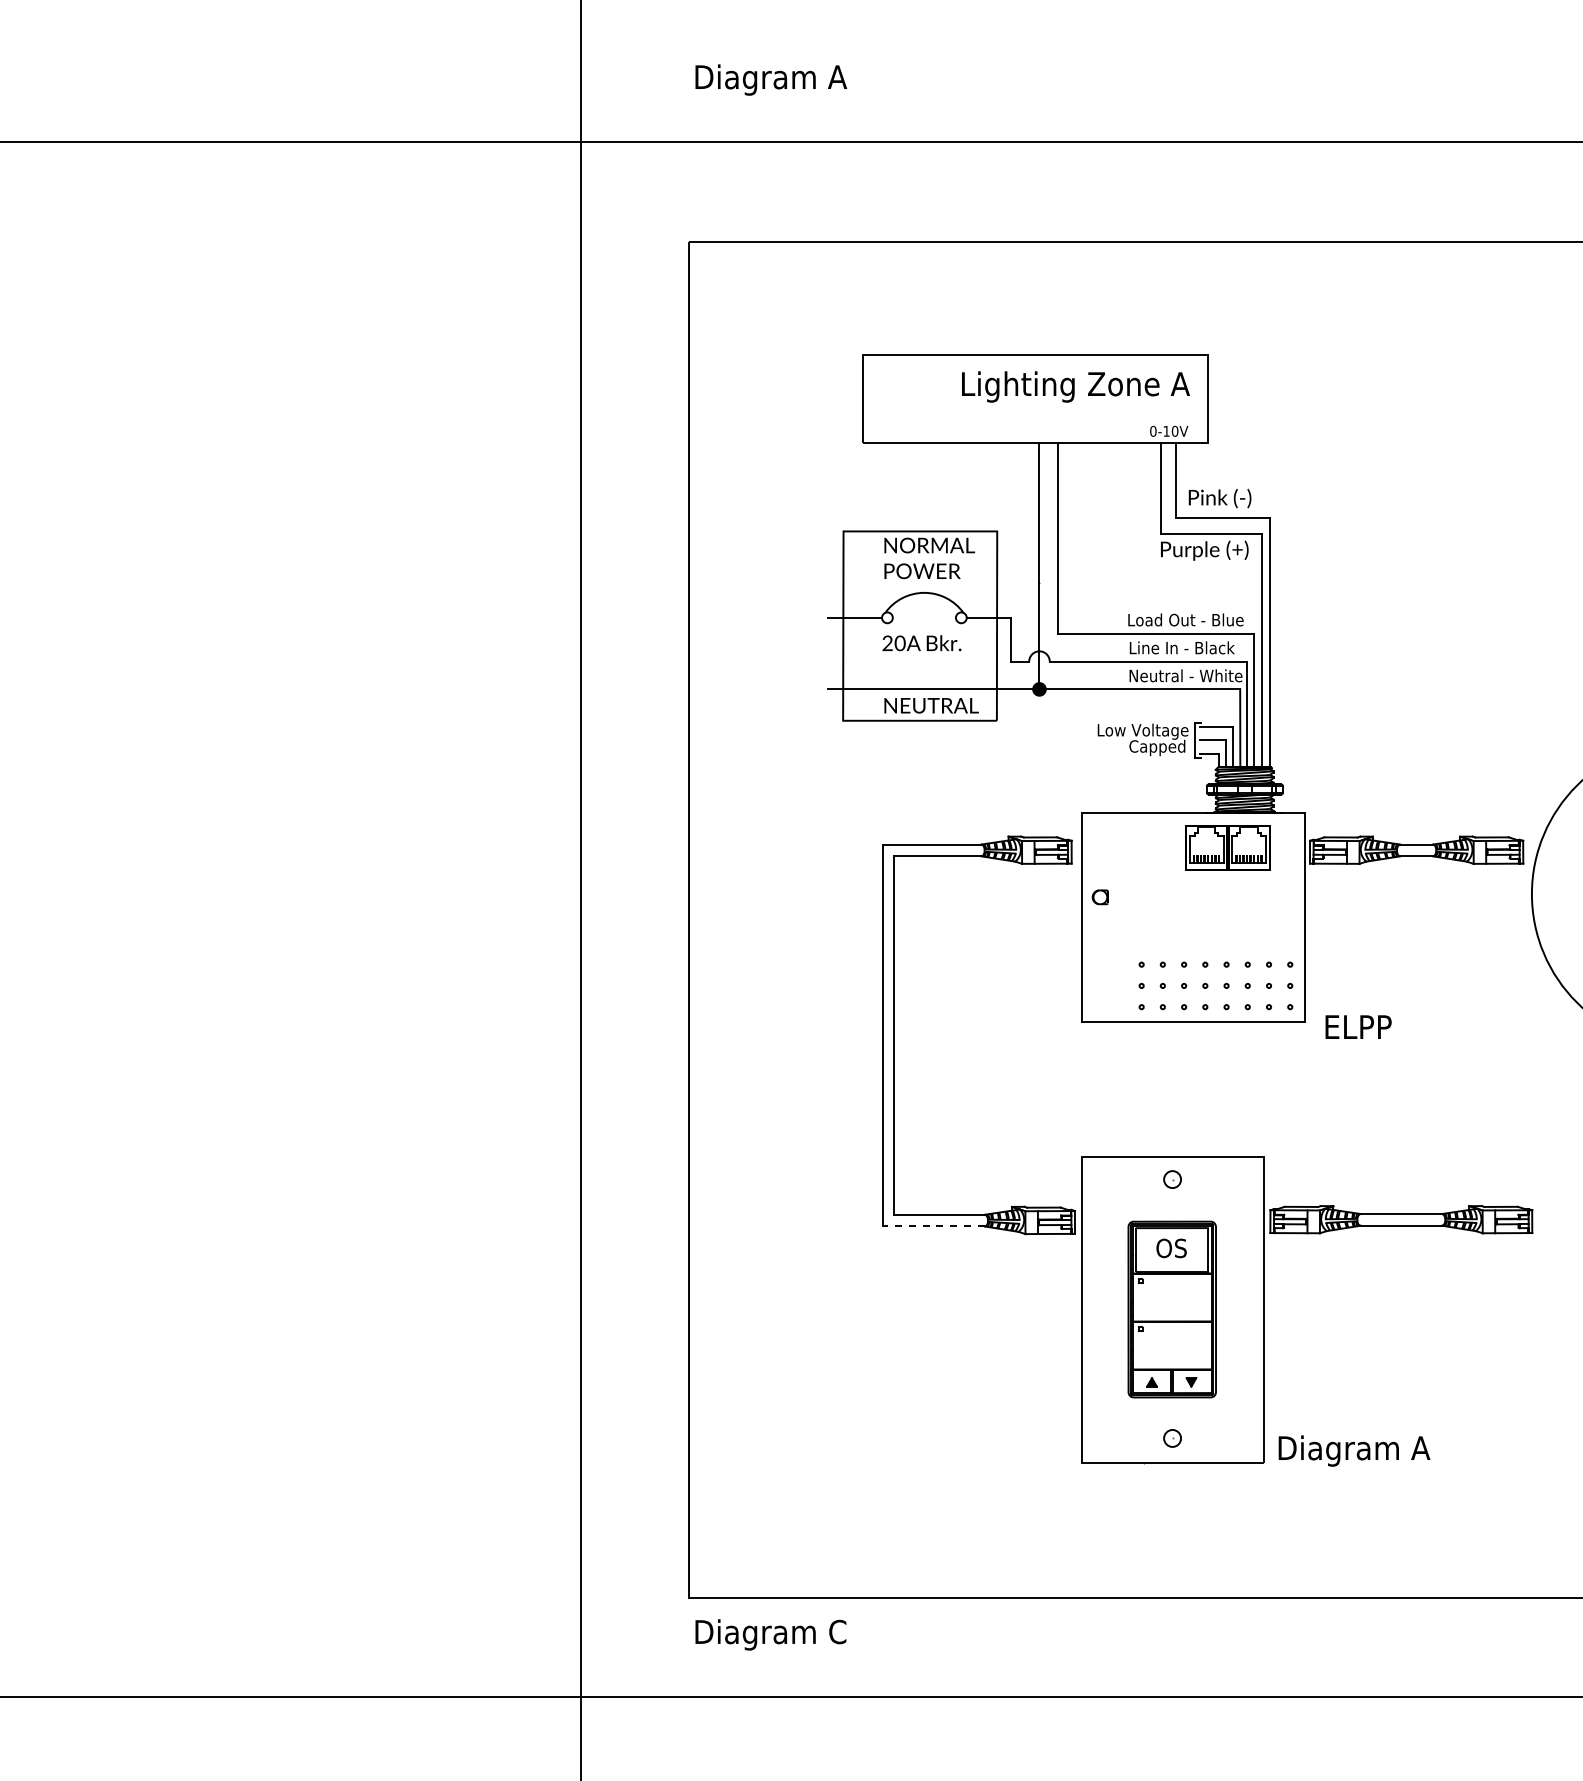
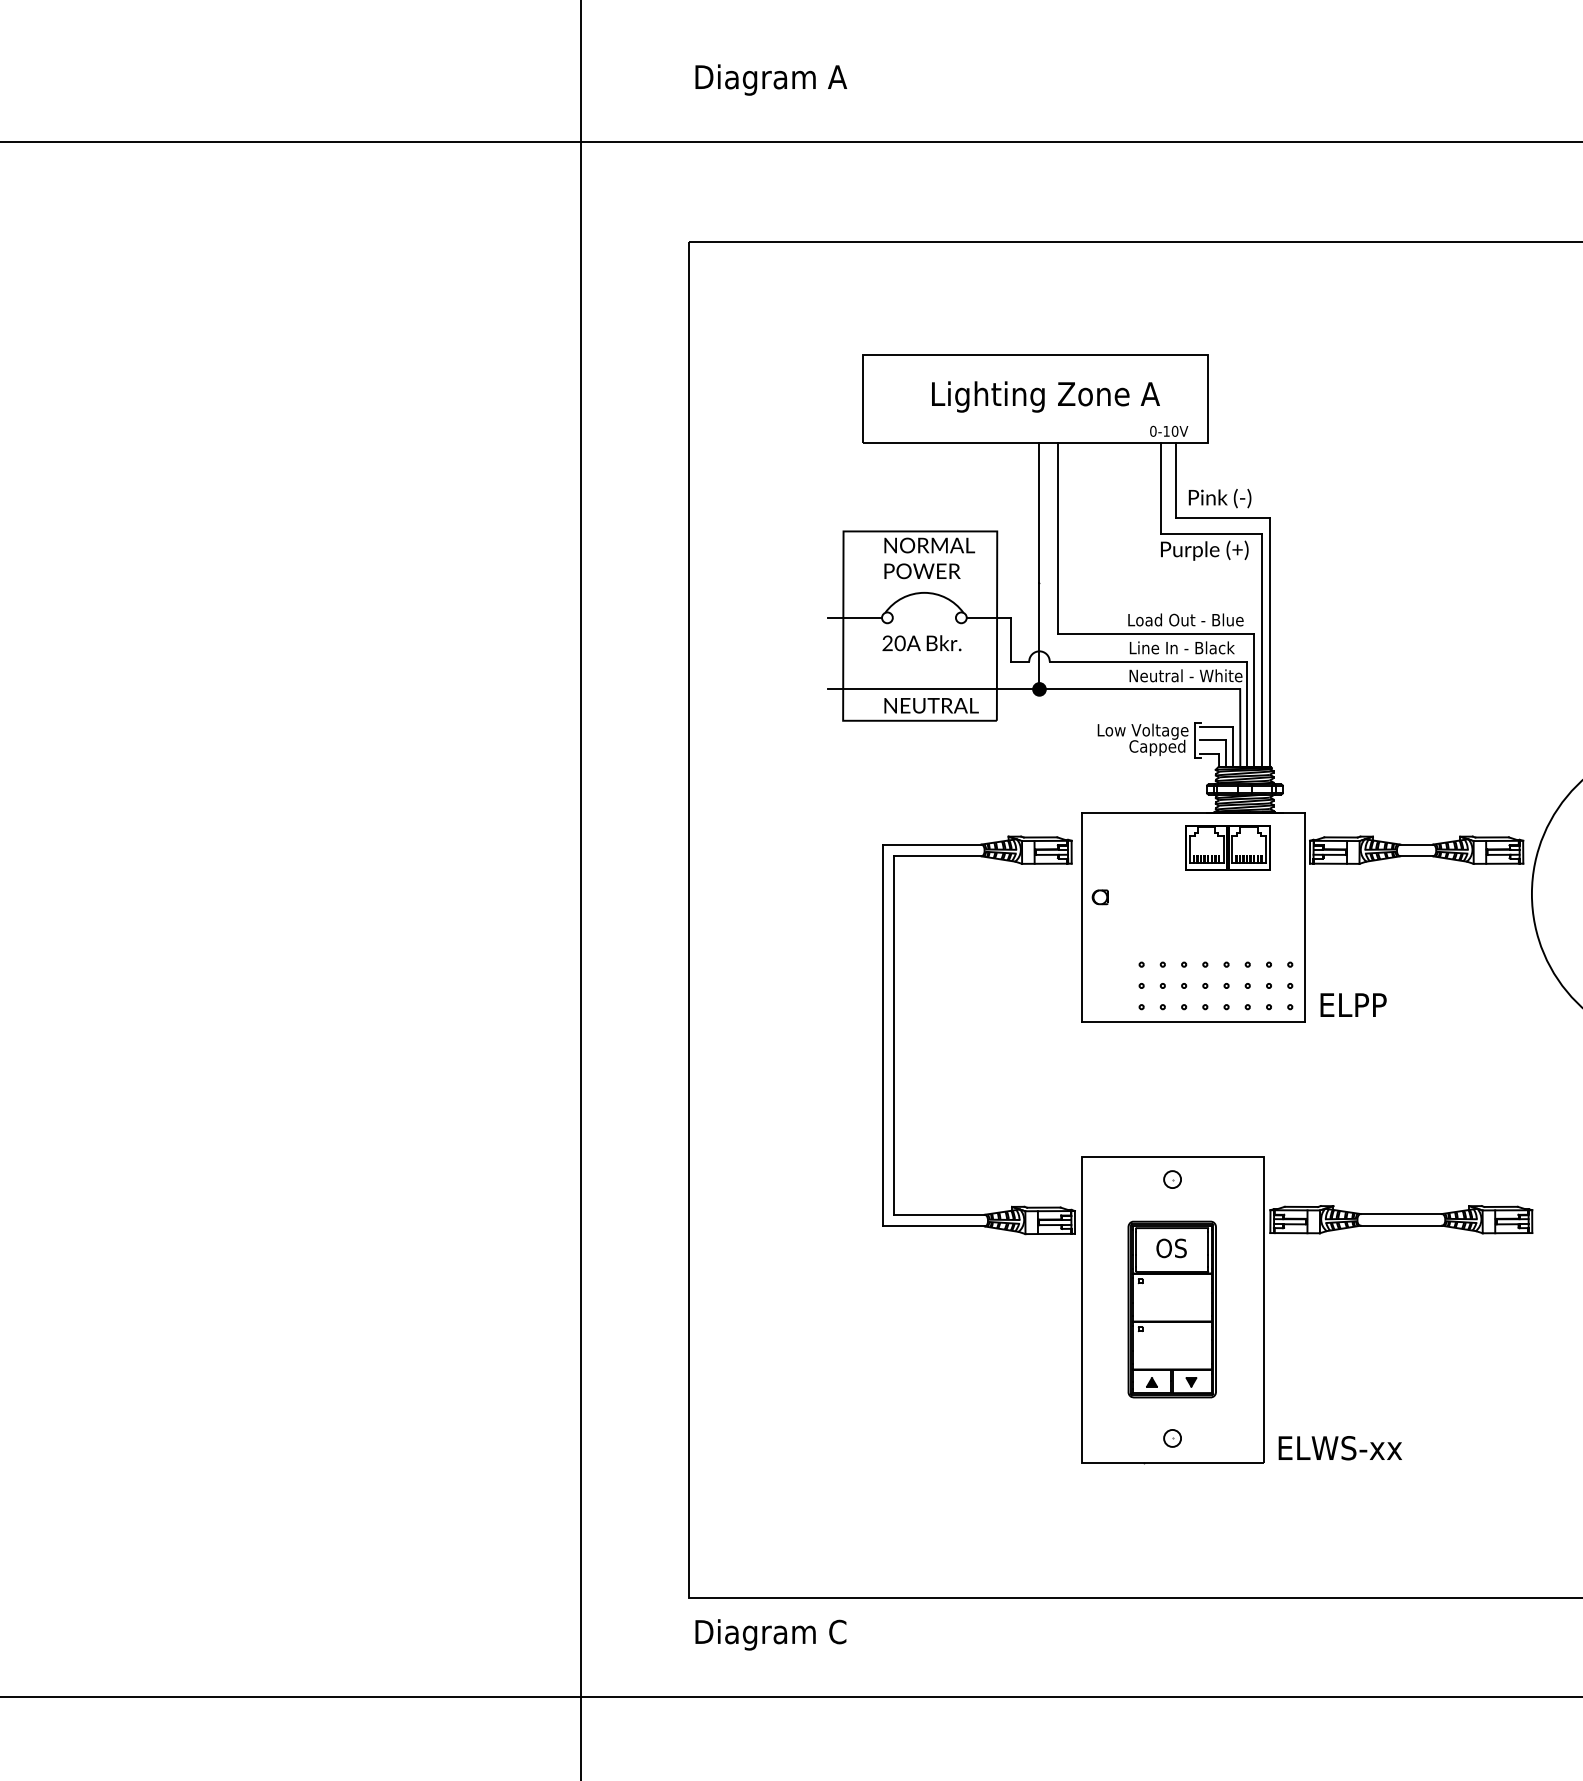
text position: (1075, 386) -> (1045, 396) (1045, 396)
text position: (1358, 1026) -> (1353, 1004) (1353, 1004)
line: dashed -> solid (933, 1226)
text: Diagram A -> ELWS-xx (1355, 1450)
